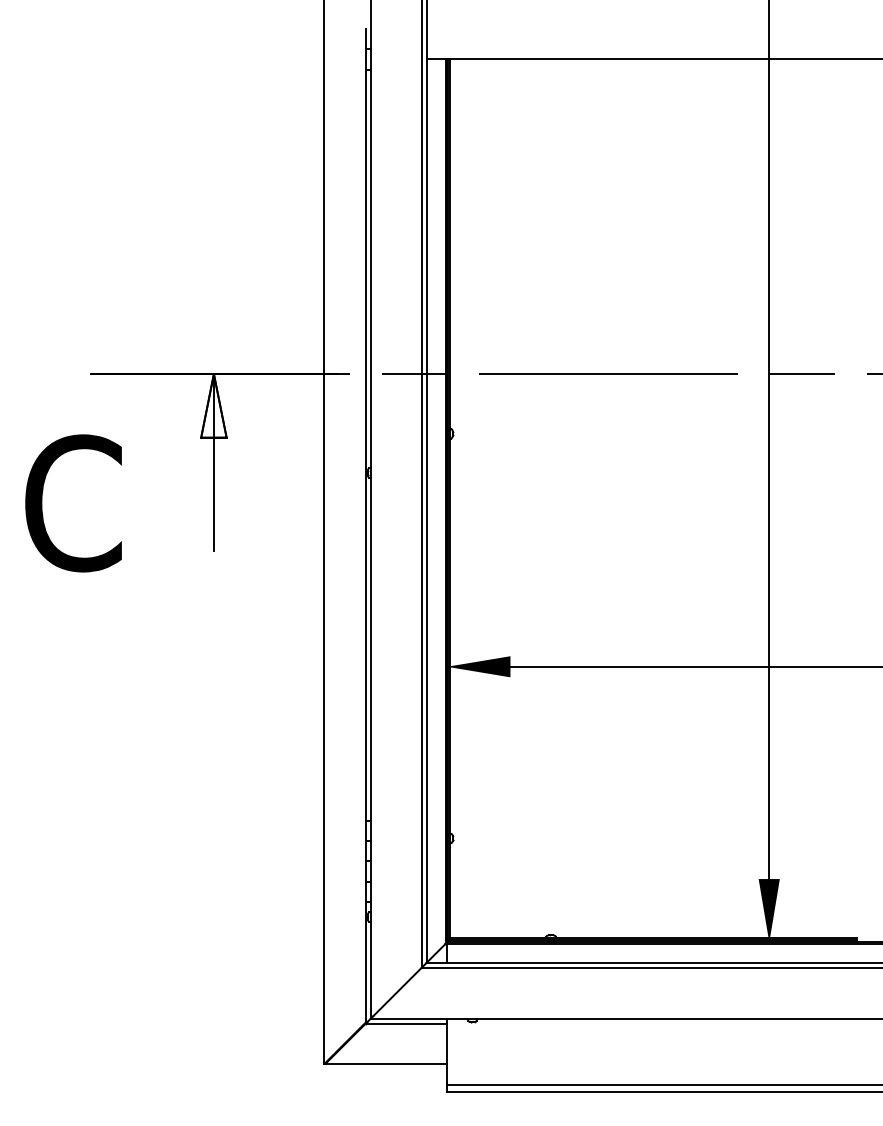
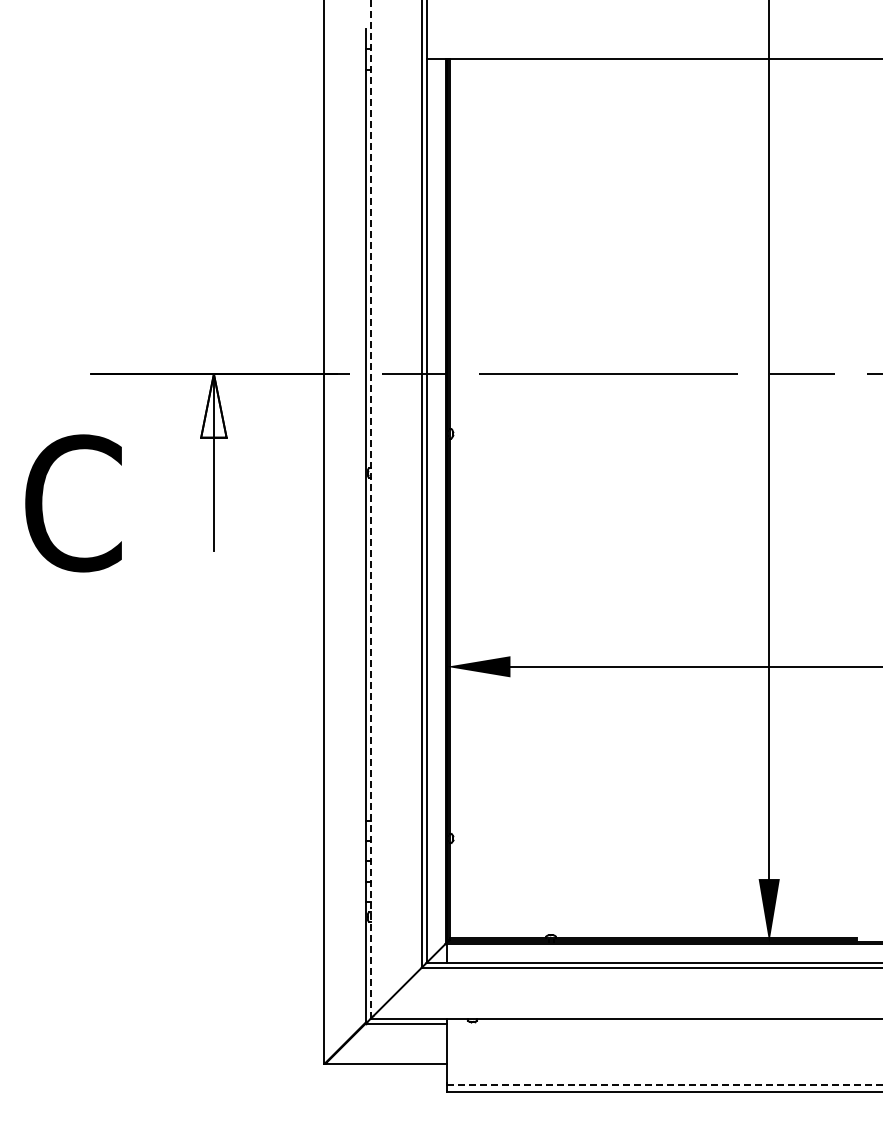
line: solid -> dashed (370, 509)
line: solid -> dashed (664, 1084)
